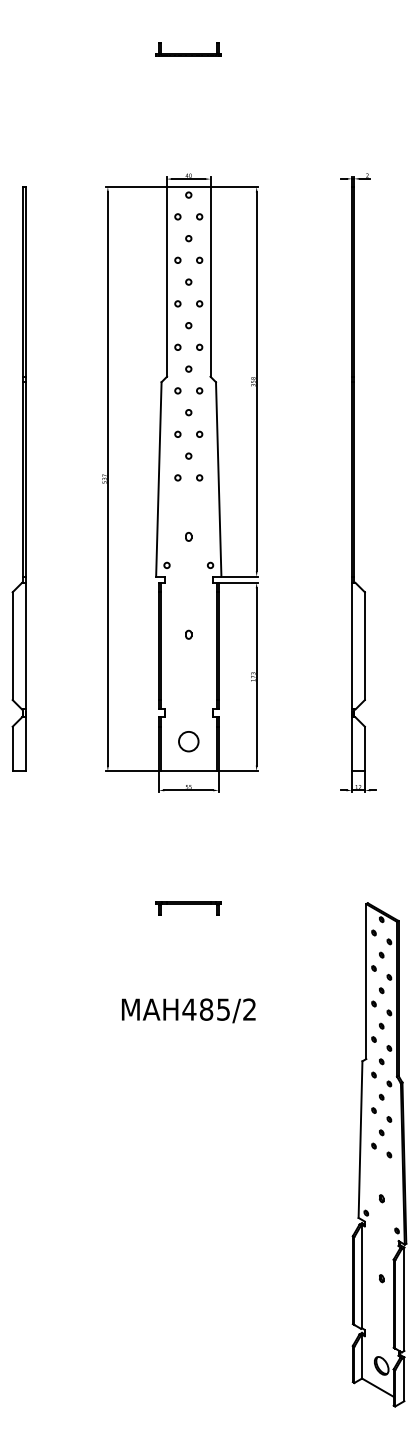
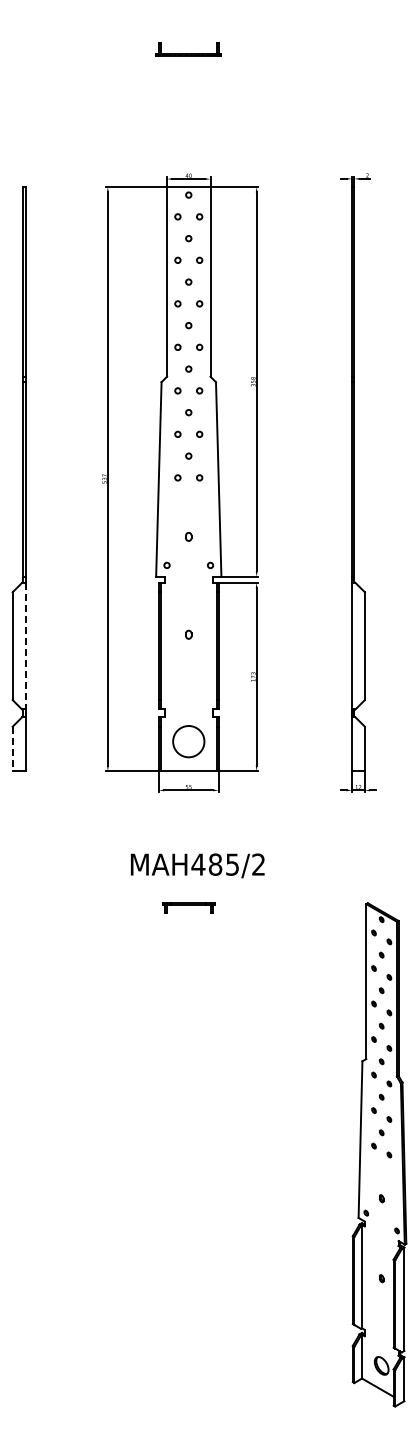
line: solid -> dashed (25, 646)
circle diameter: 20 px -> 31 px (188, 741)
line: solid -> dashed (12, 749)
part size: 67x15 px -> 54x12 px (188, 907)
text position: (188, 1010) -> (197, 865) (197, 865)
